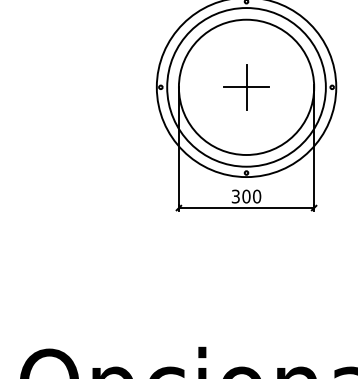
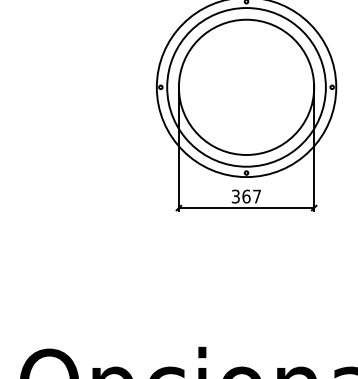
part: present -> none (246, 87)
text: 300 -> 367 (251, 196)
